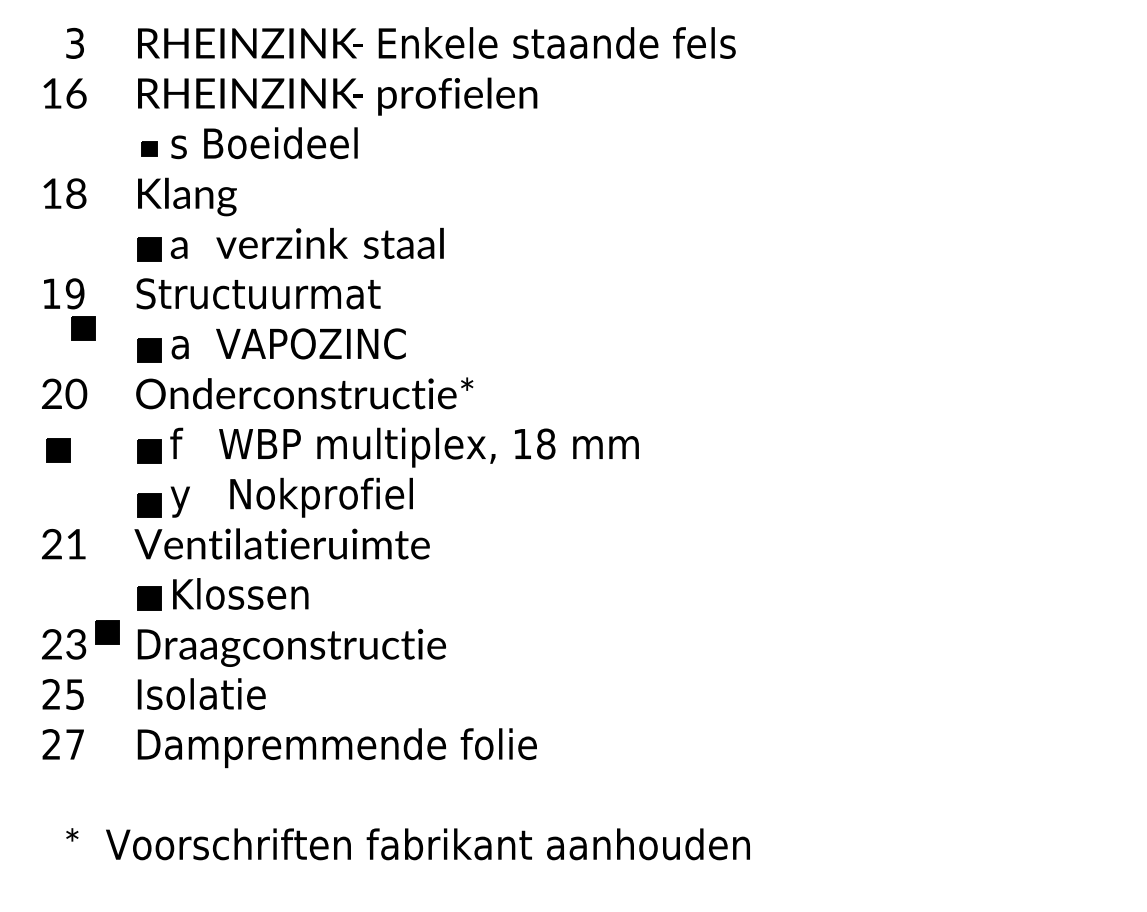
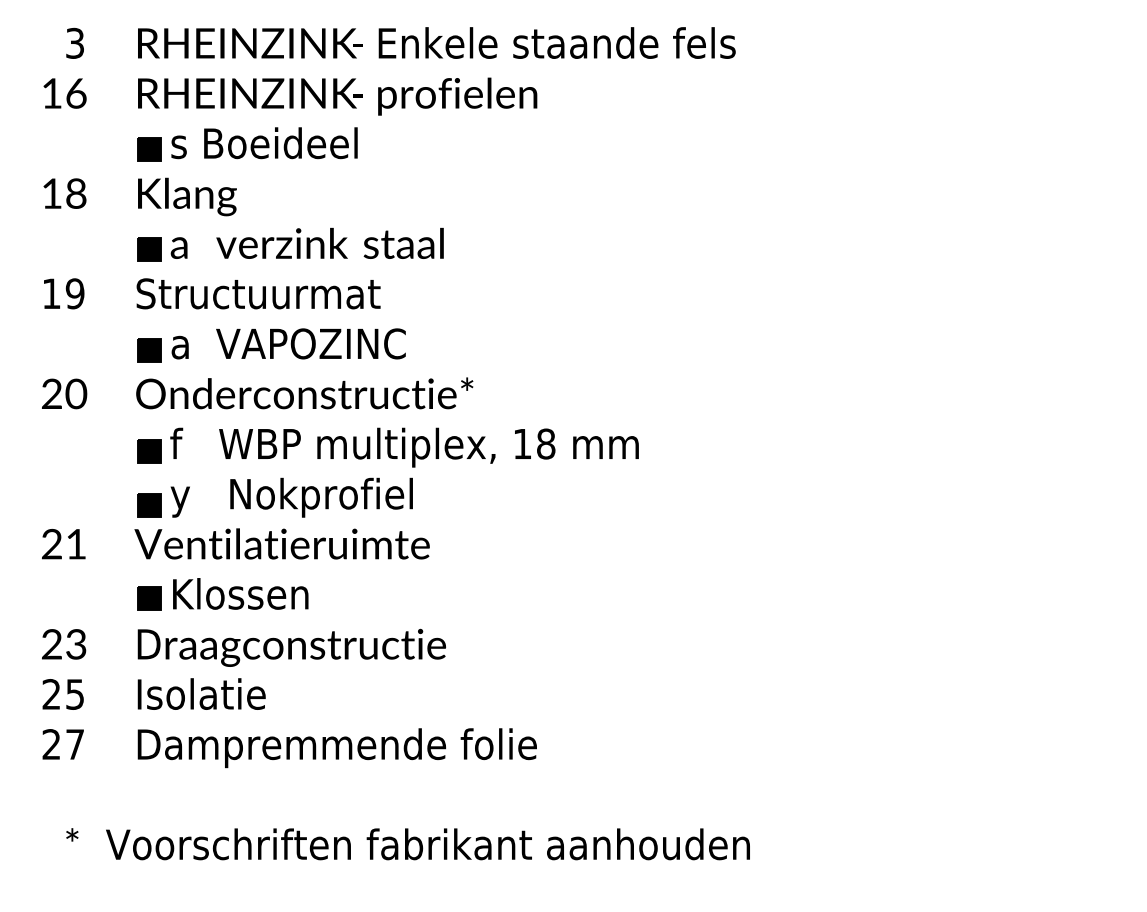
part size: 17x16 px -> 25x25 px (149, 149)
part: present -> none (83, 328)
part: present -> none (58, 450)
part: present -> none (107, 632)
